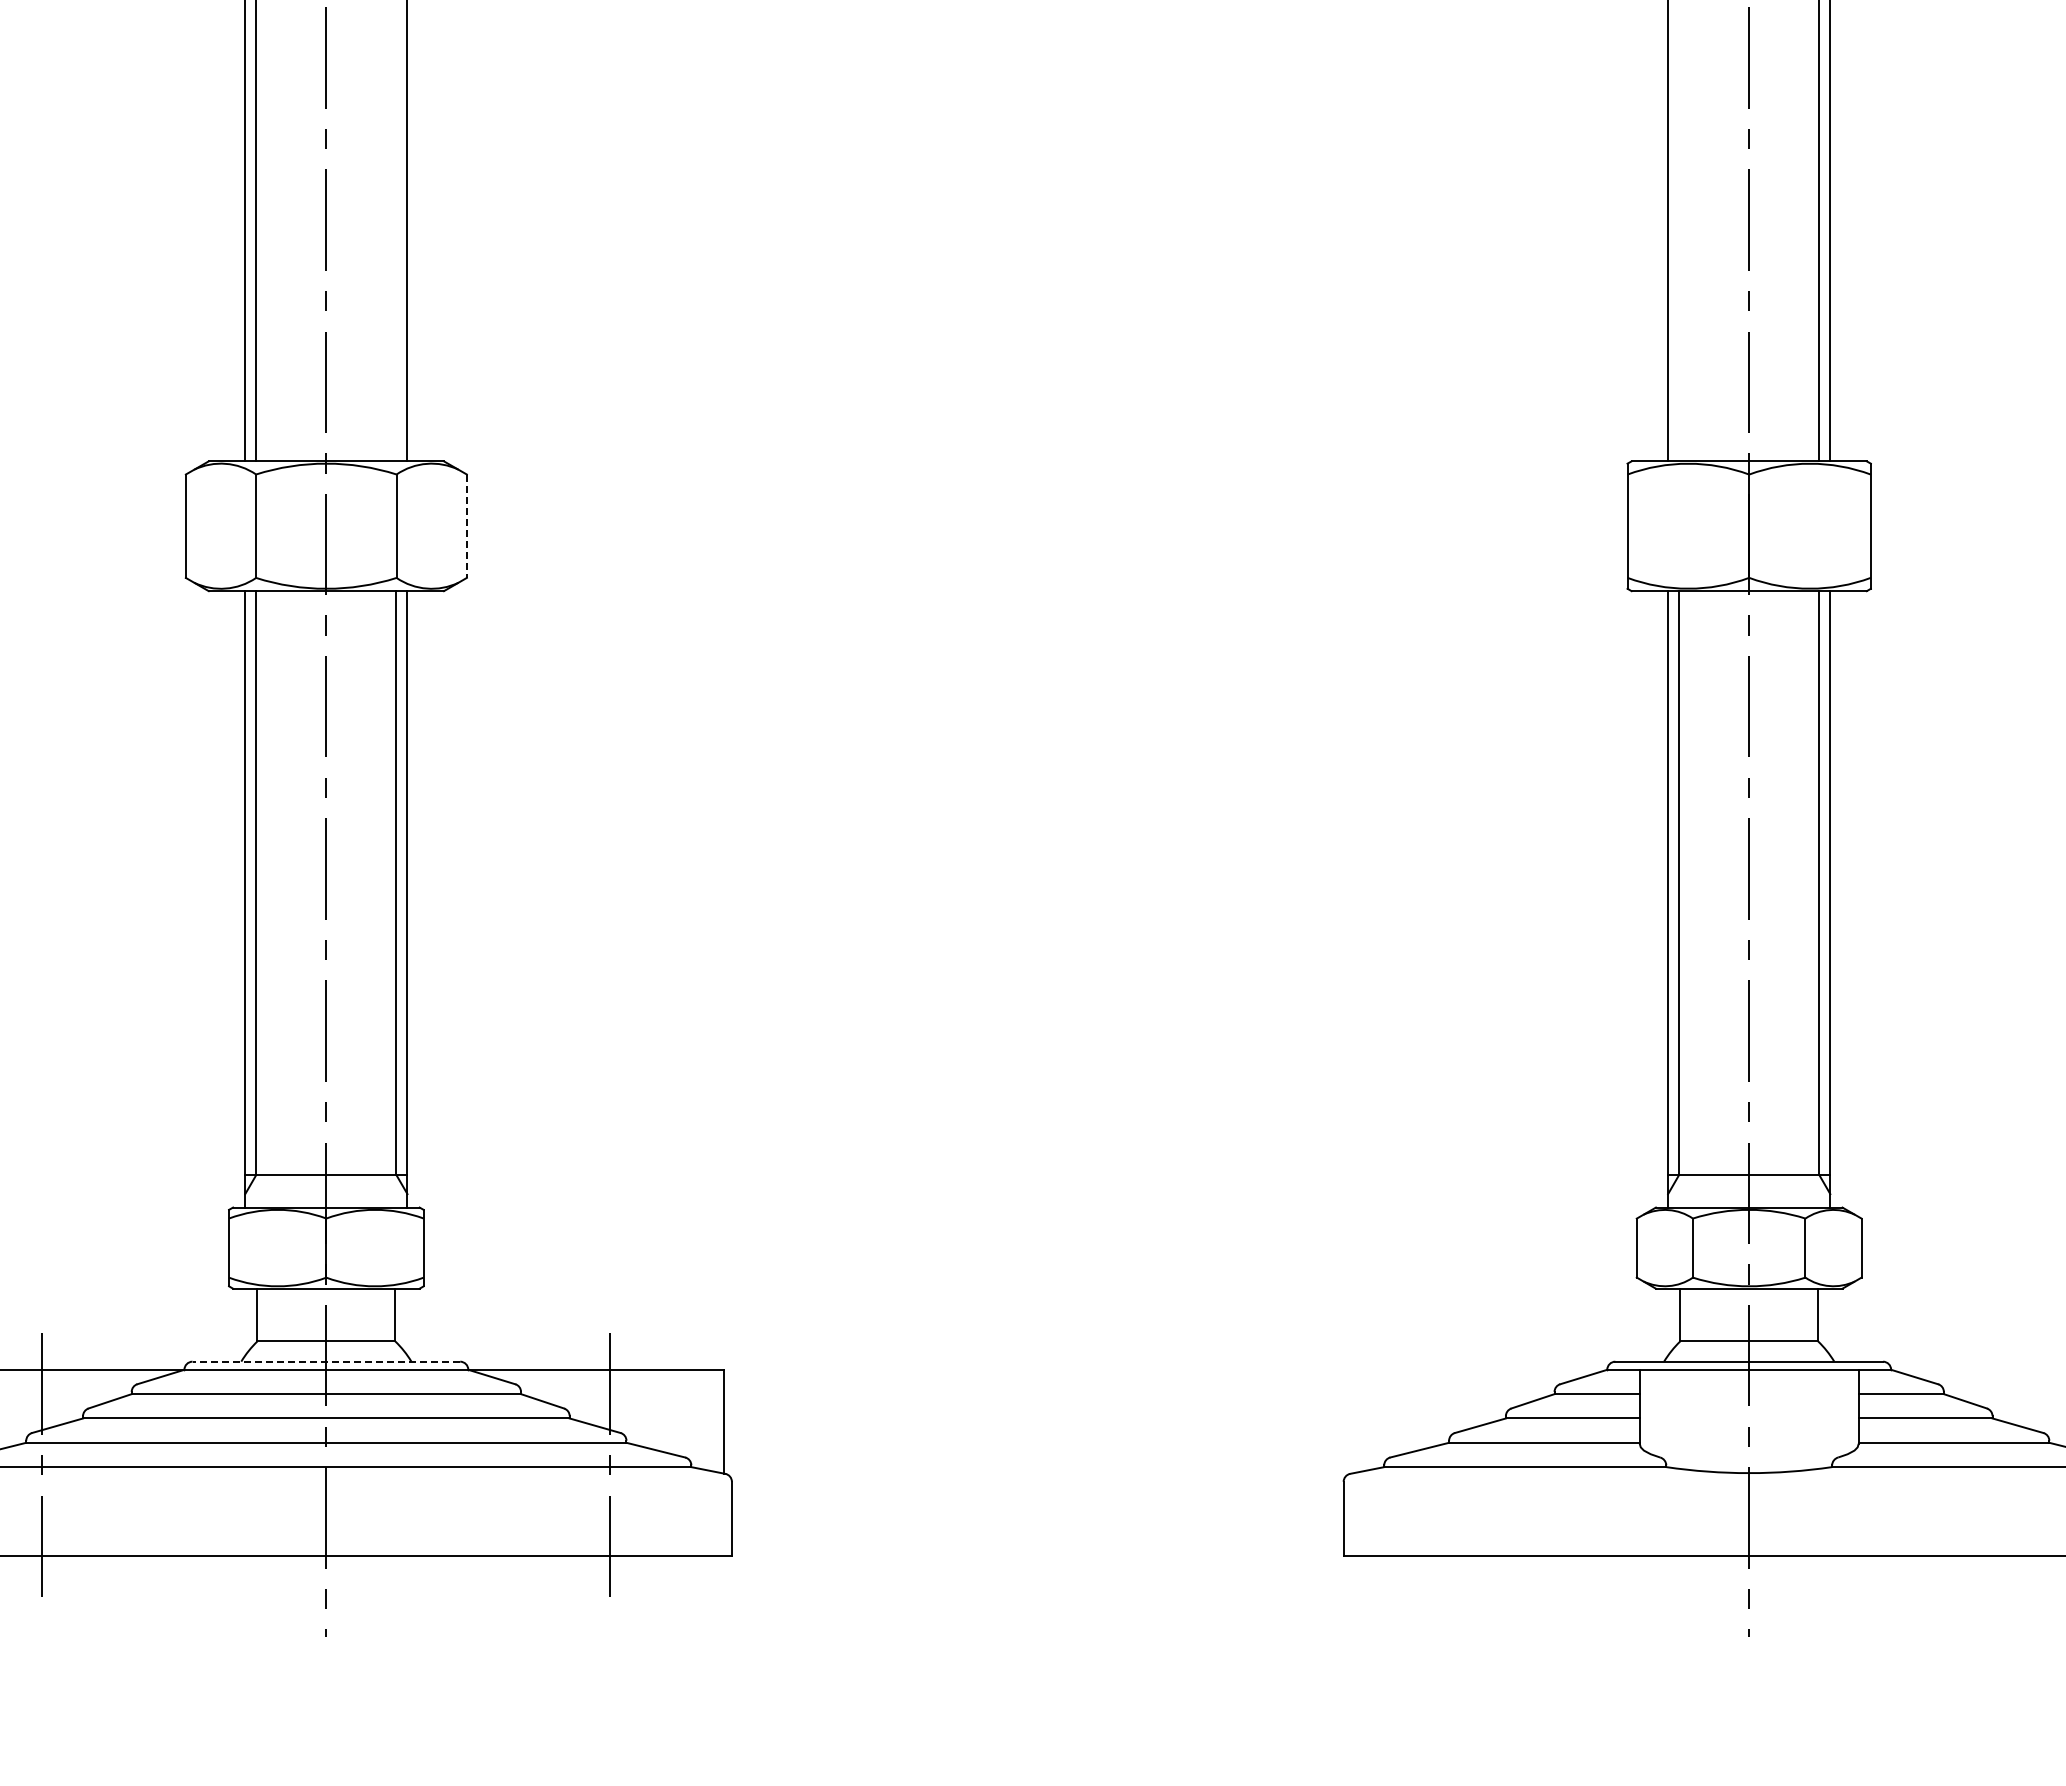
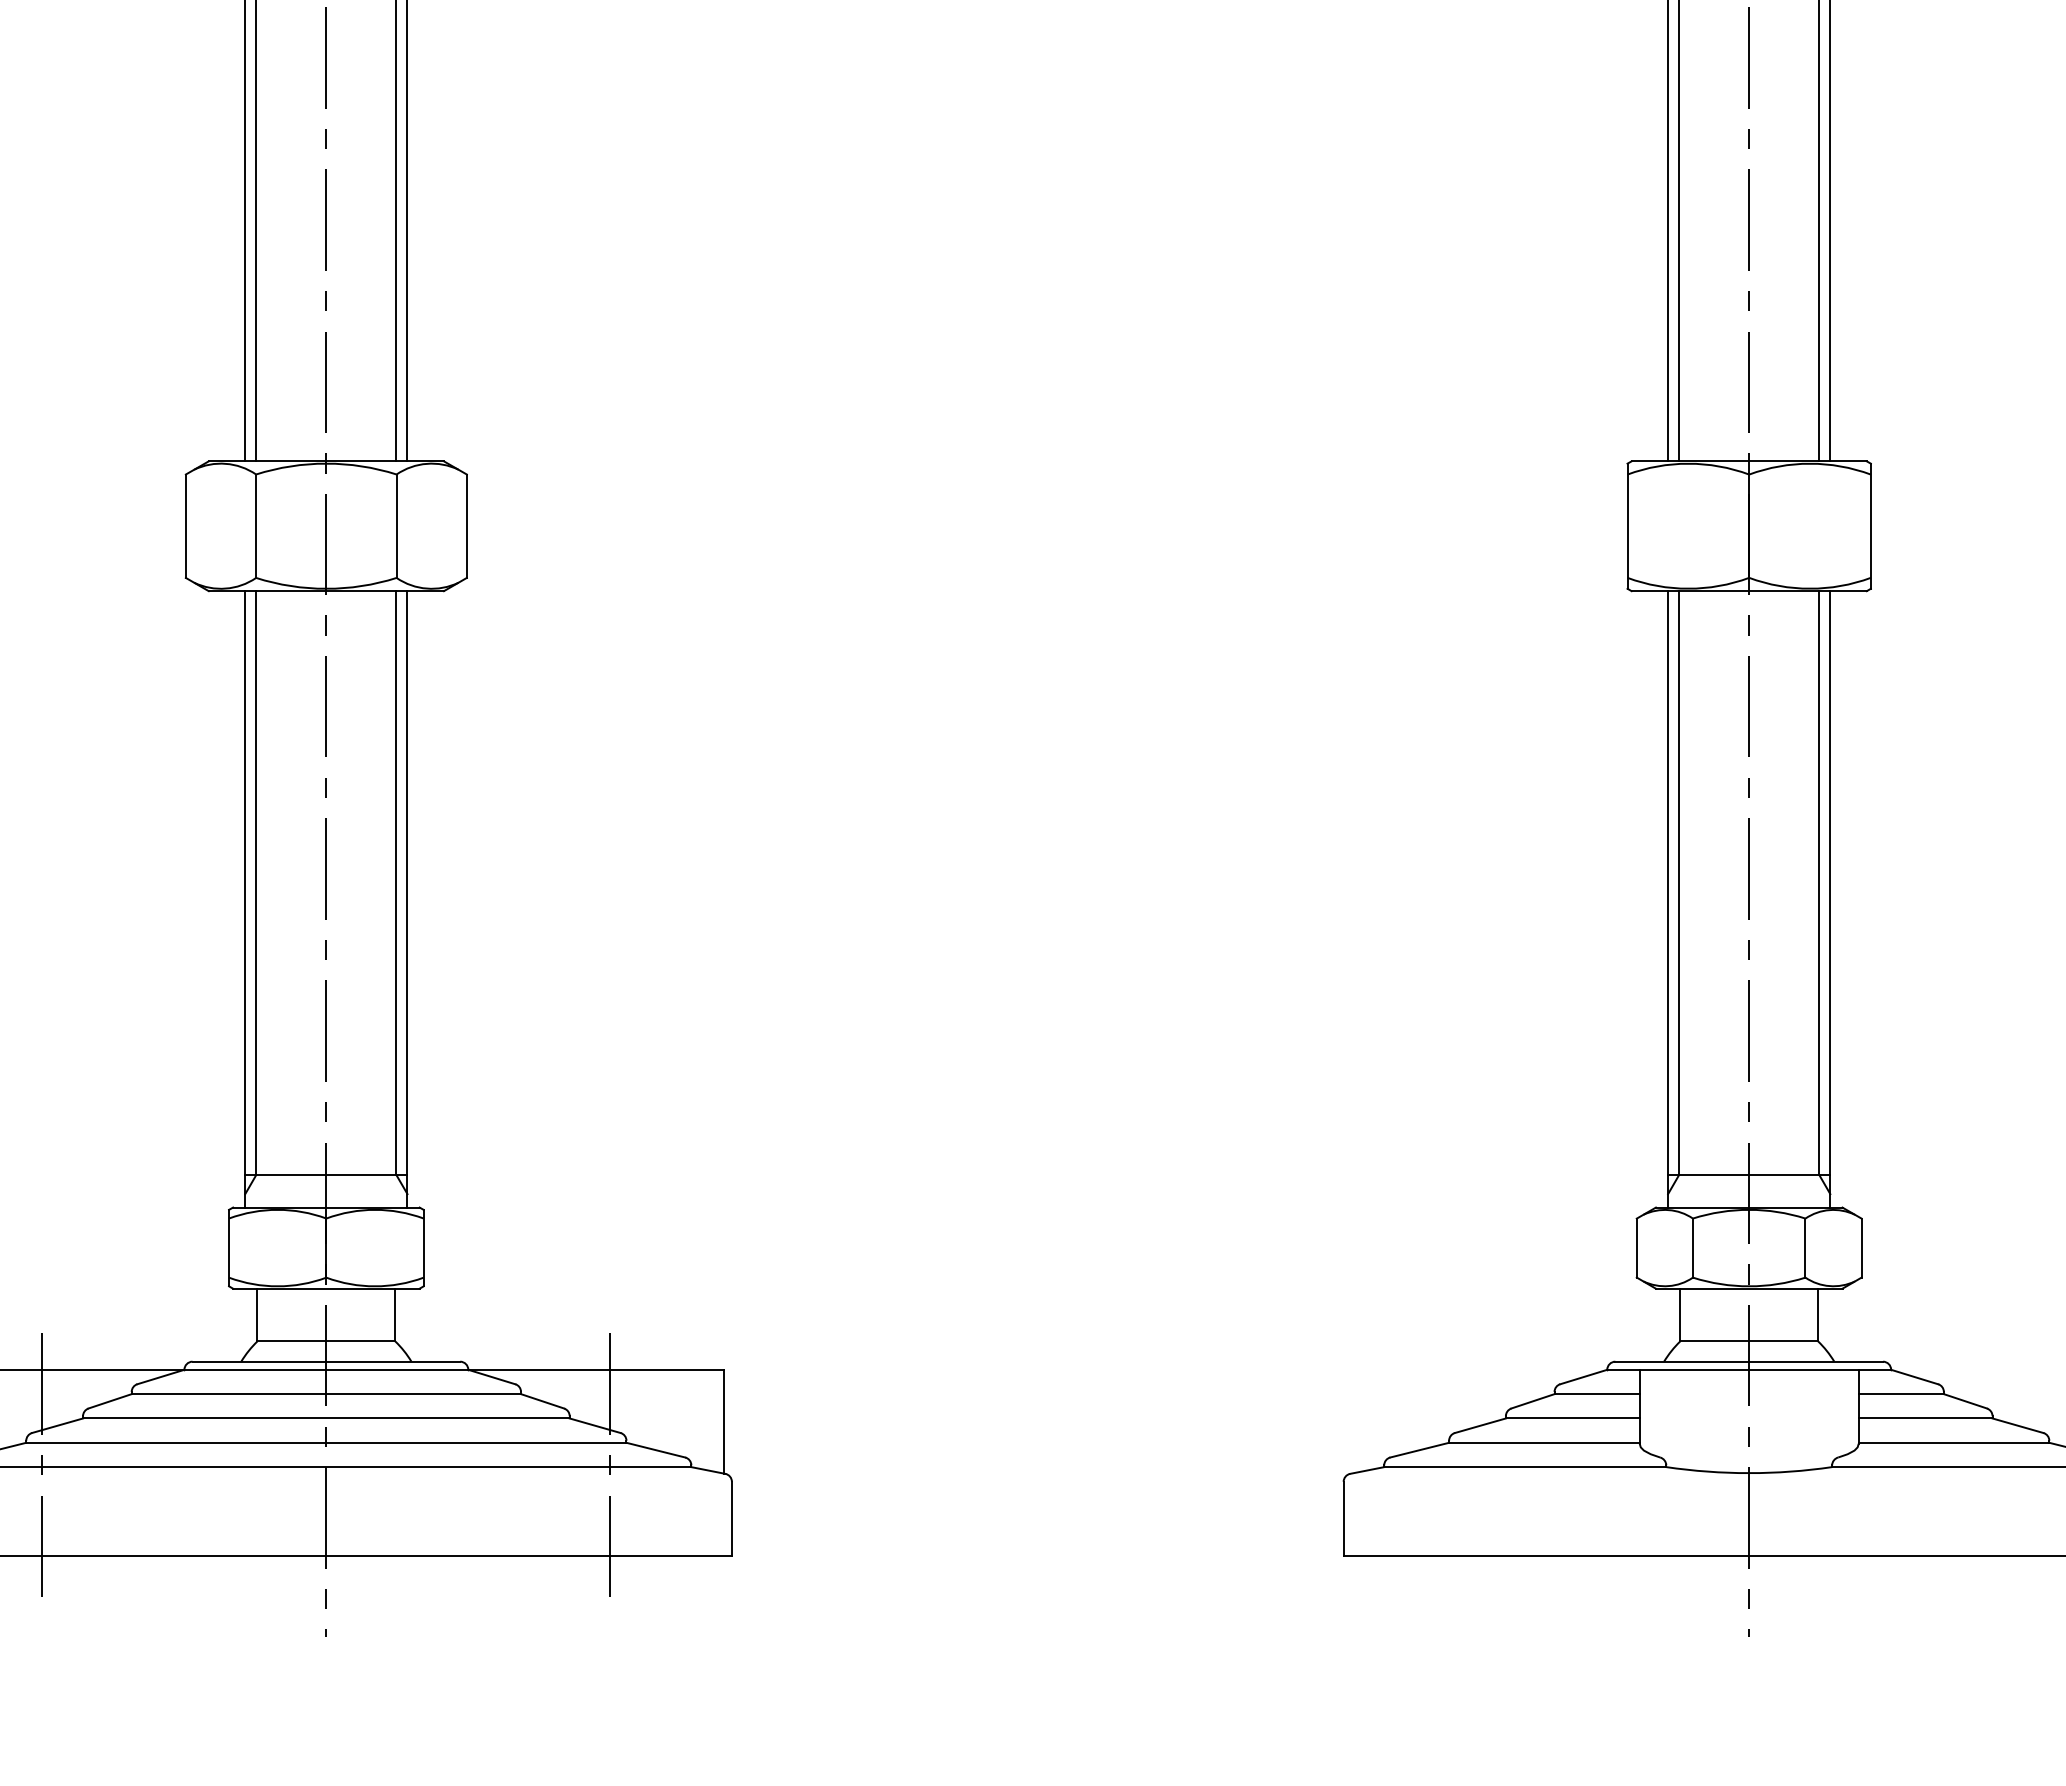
line: none -> present (396, 231)
line: none -> present (1679, 231)
line: dashed -> solid (466, 526)
line: dashed -> solid (326, 1361)
